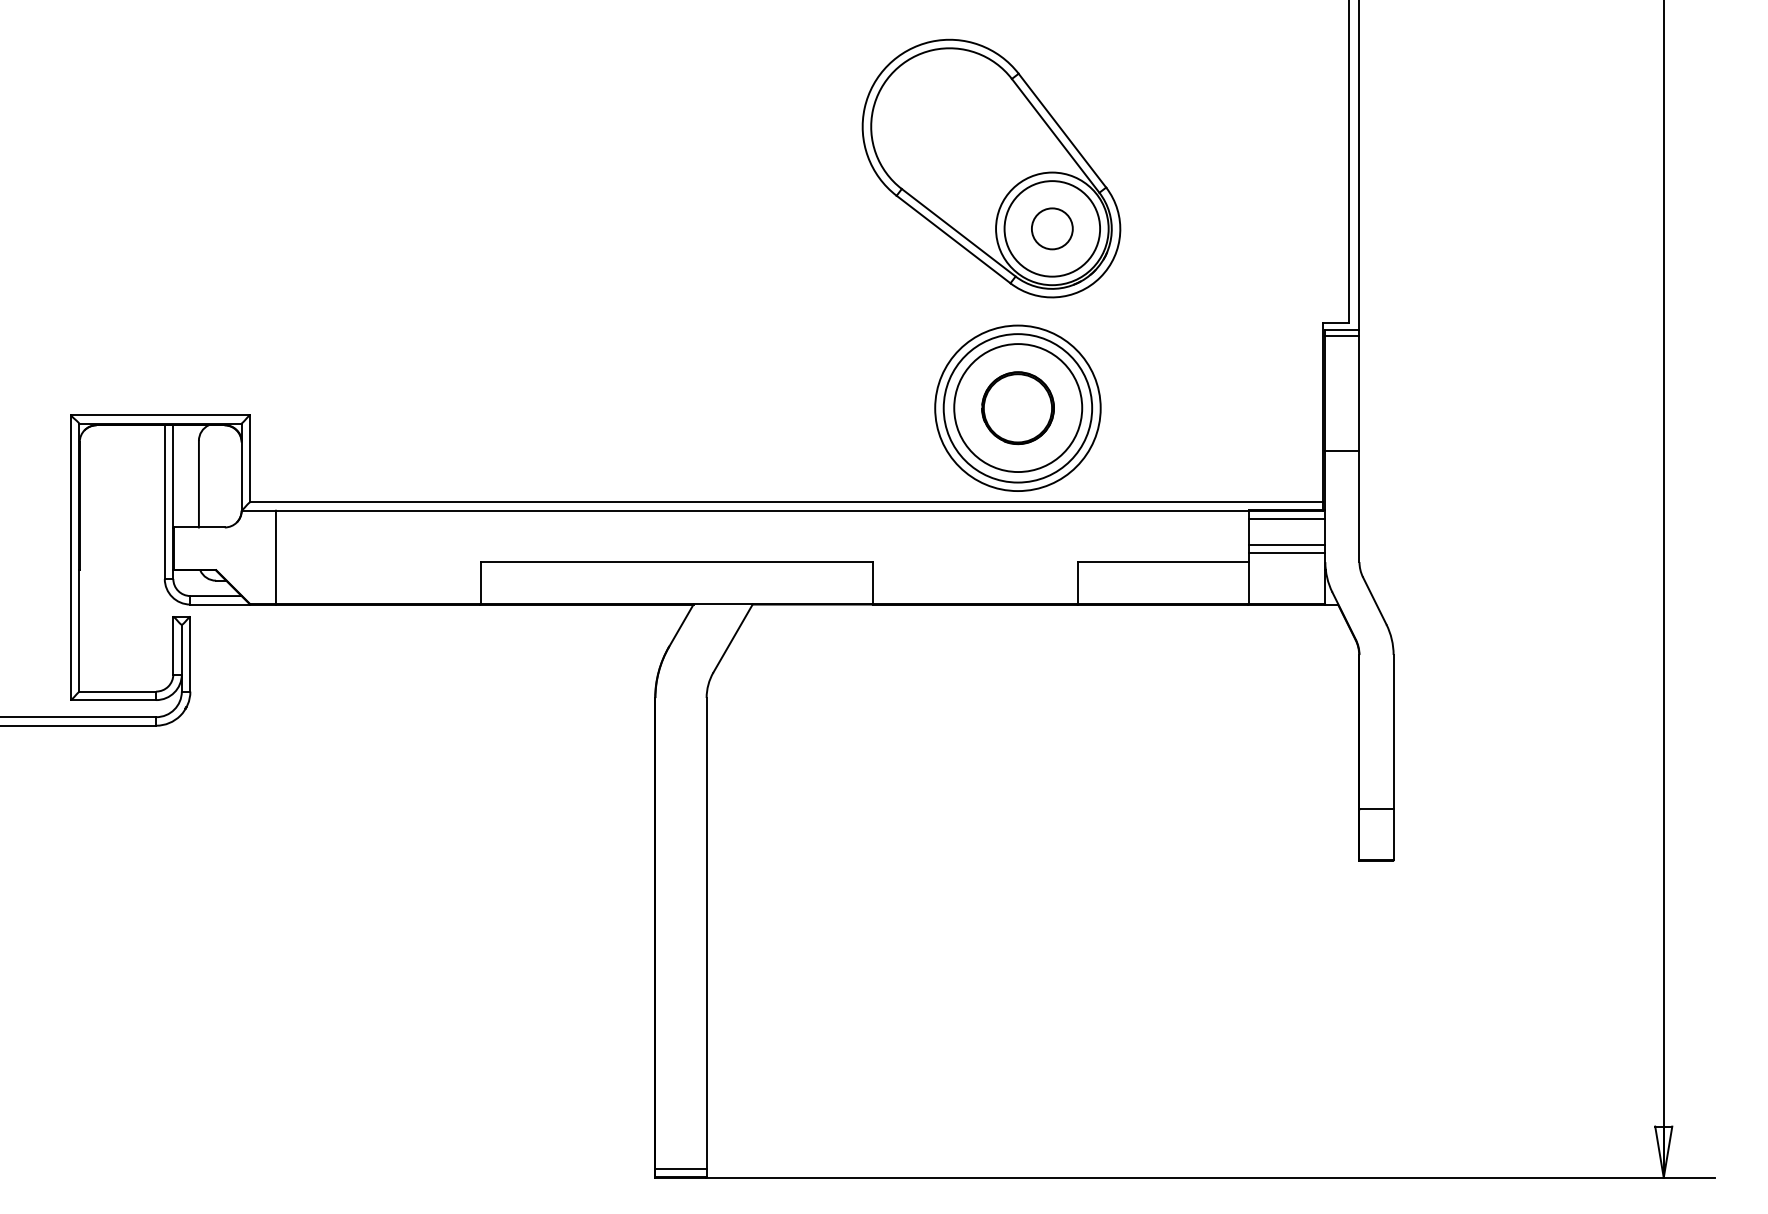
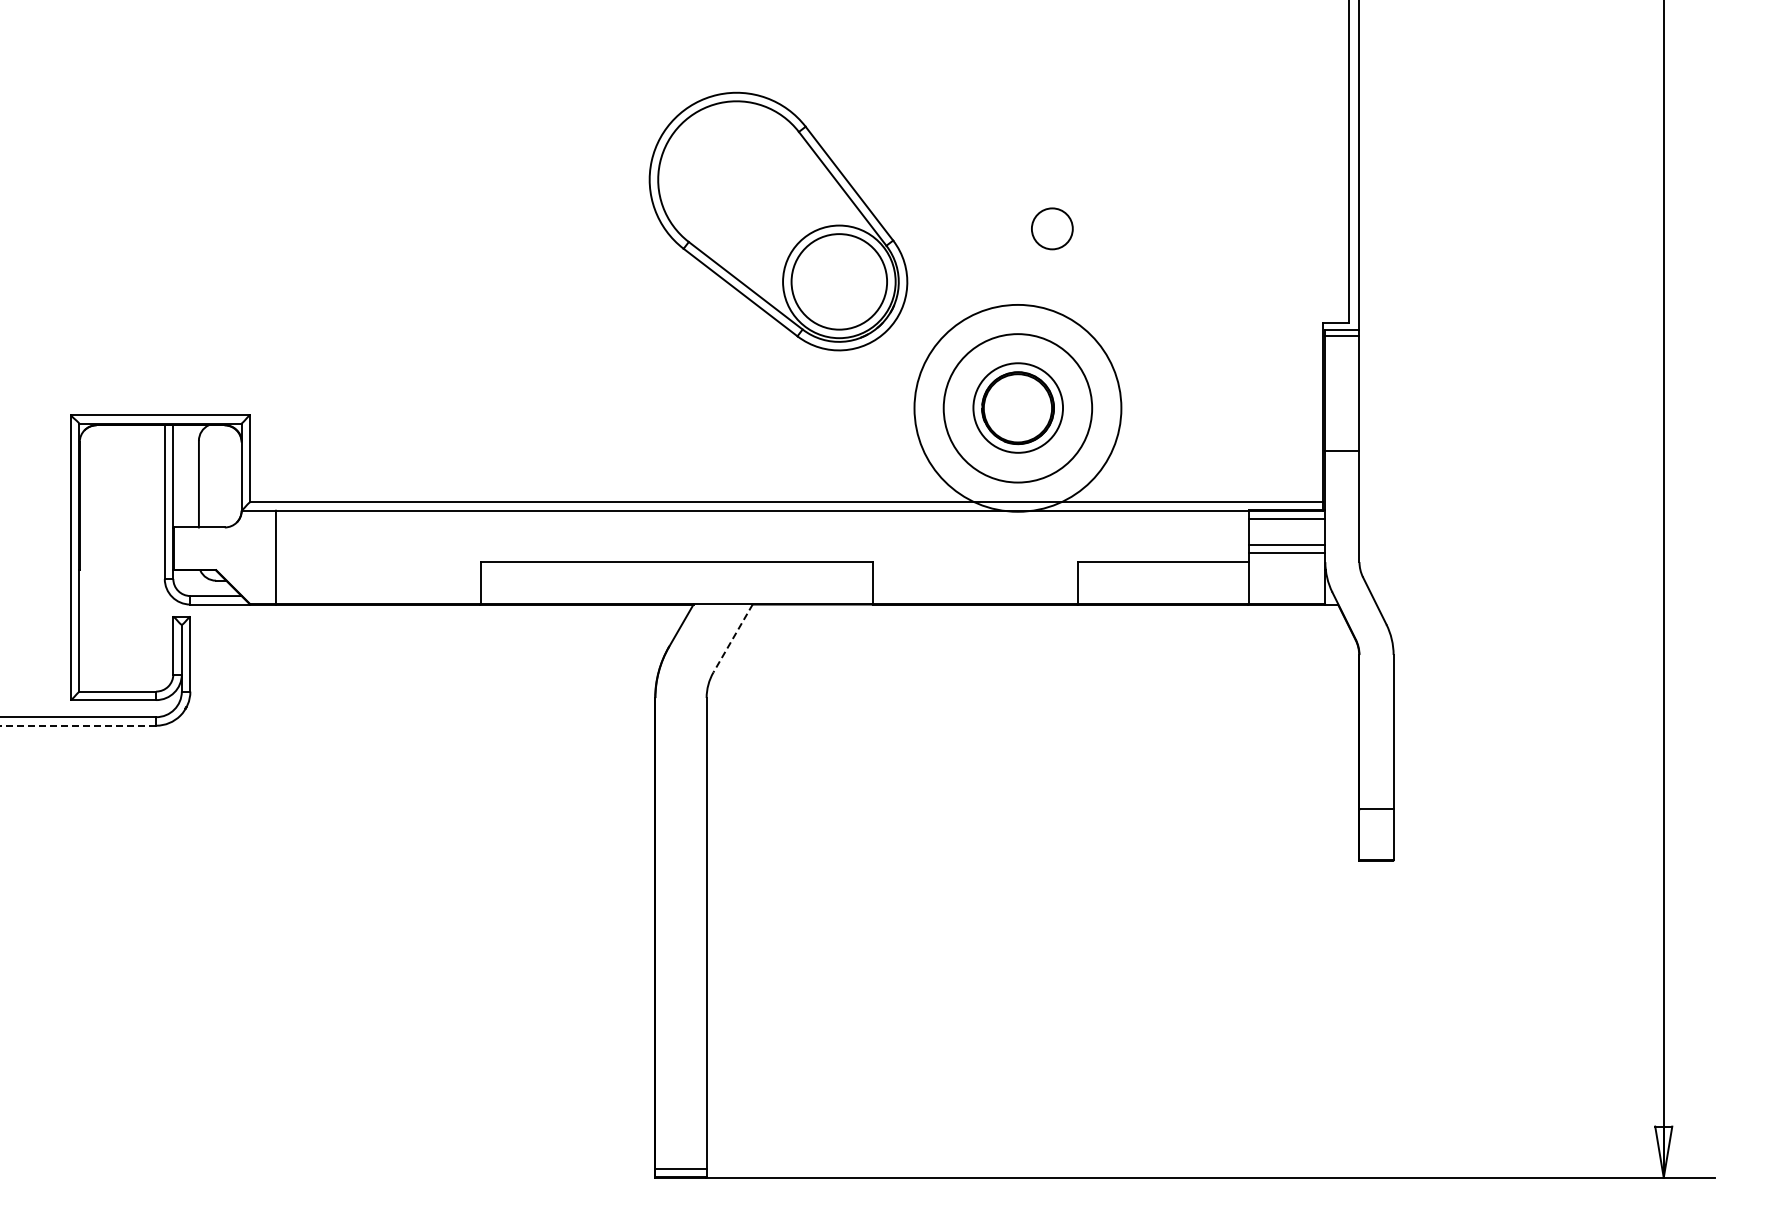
part position: (991, 168) -> (778, 221) (778, 221)
circle diameter: 166 px -> 207 px (1017, 407)
circle diameter: 128 px -> 90 px (1018, 407)
line: solid -> dashed (732, 638)
line: solid -> dashed (78, 725)
